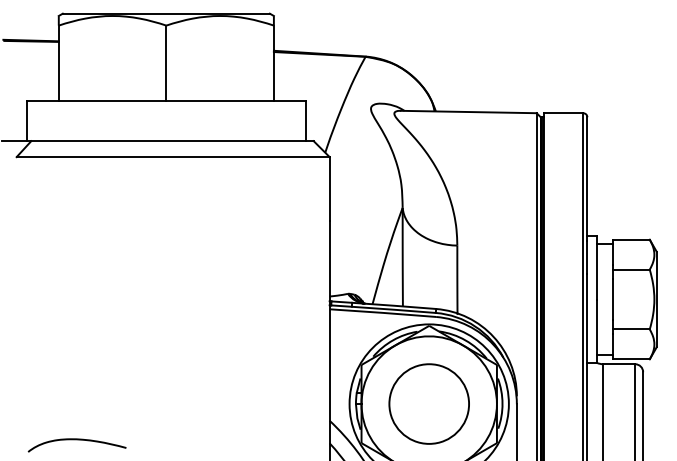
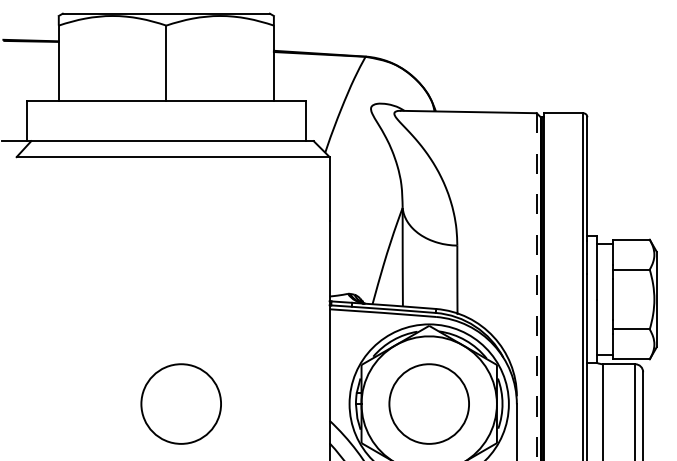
line: solid -> dashed (536, 286)
circle: none -> present (180, 403)
curve: present -> none (76, 440)
